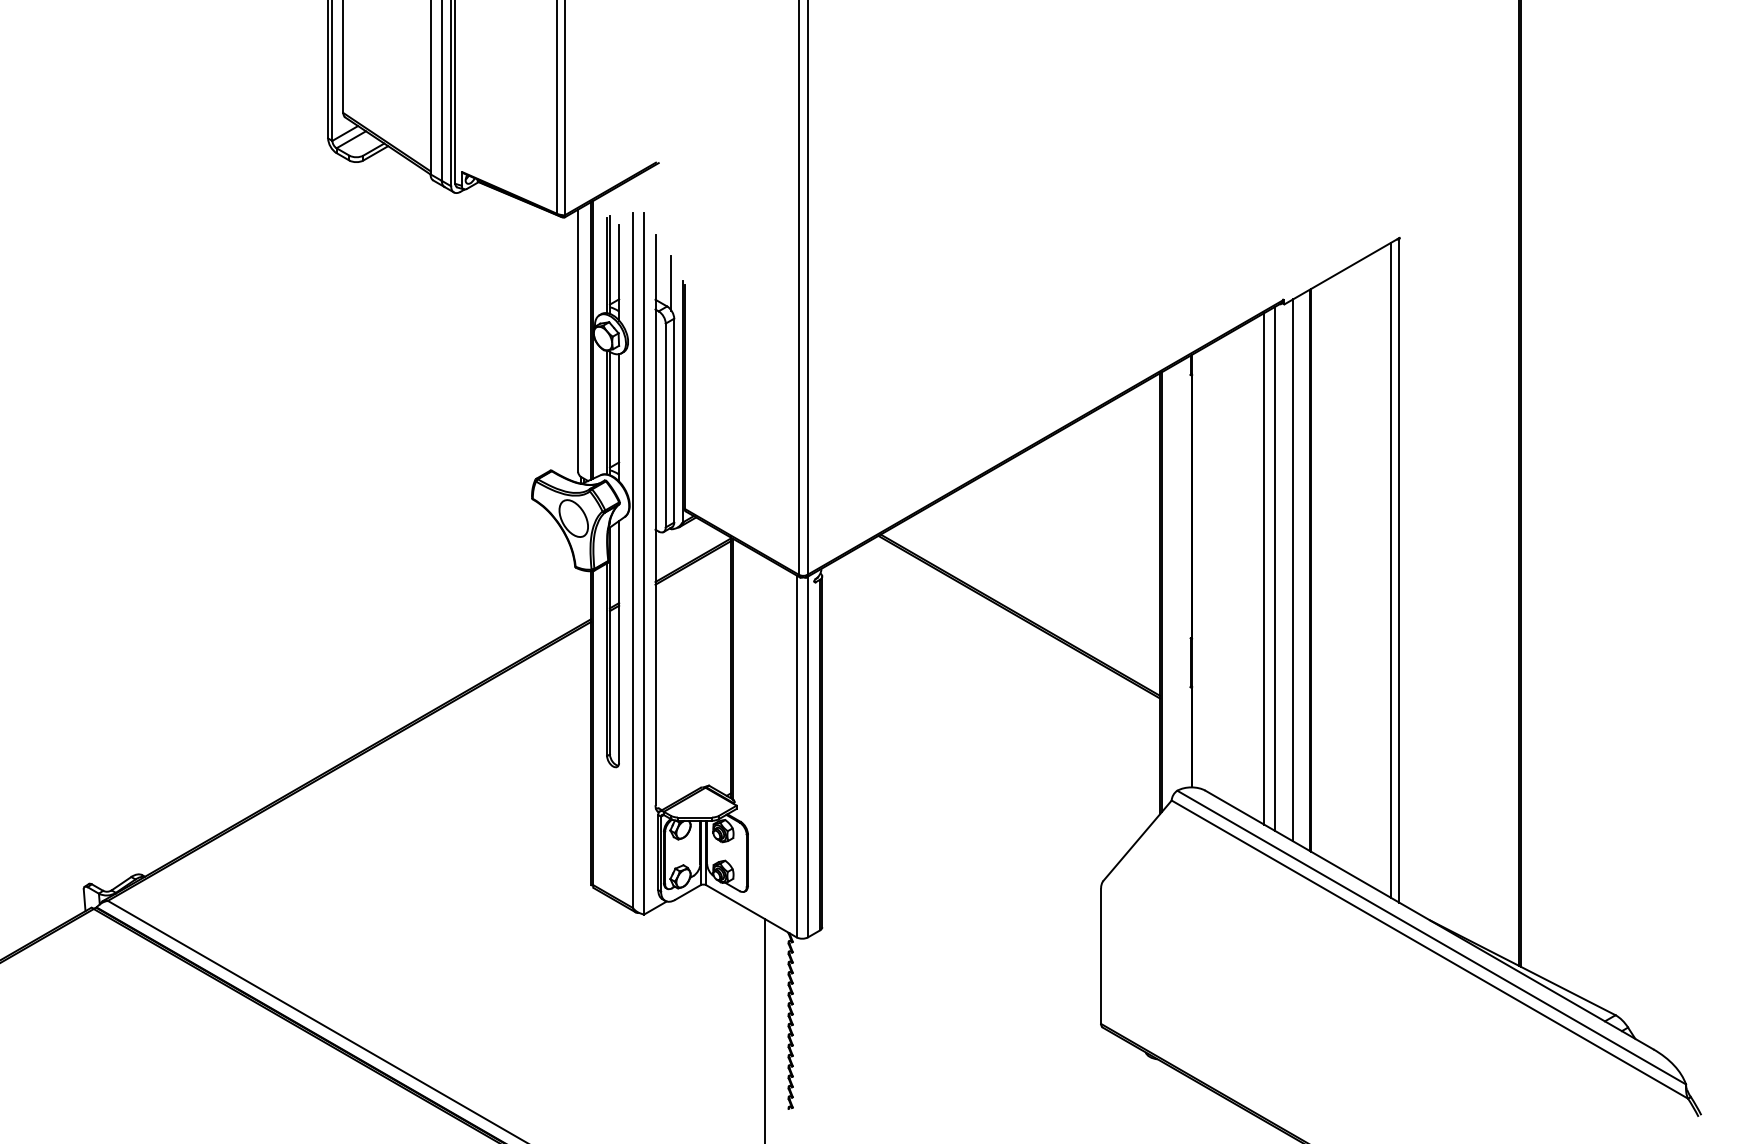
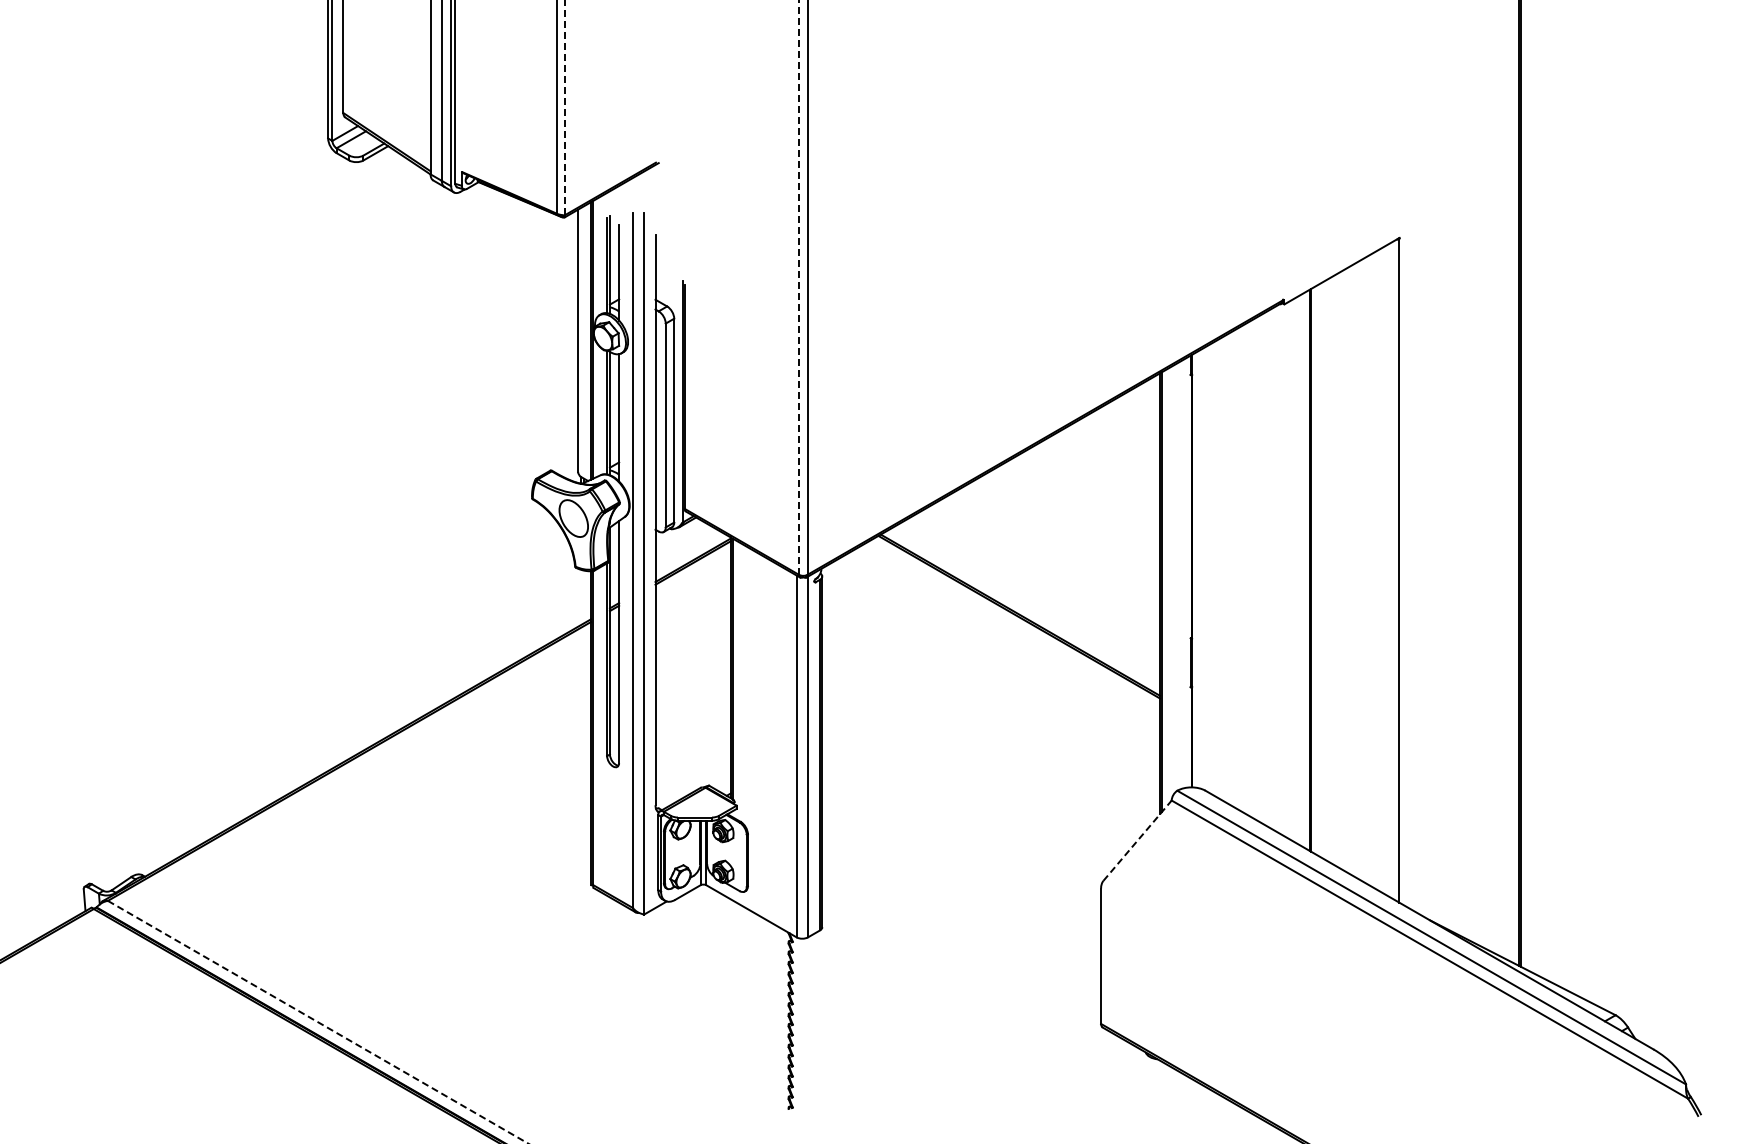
line: solid -> dashed (564, 107)
line: present -> none (671, 283)
line: solid -> dashed (799, 287)
line: present -> none (1264, 568)
line: present -> none (1275, 568)
line: present -> none (1390, 569)
line: present -> none (1293, 570)
line: solid -> dashed (1137, 840)
line: solid -> dashed (318, 1022)
line: present -> none (765, 1029)
